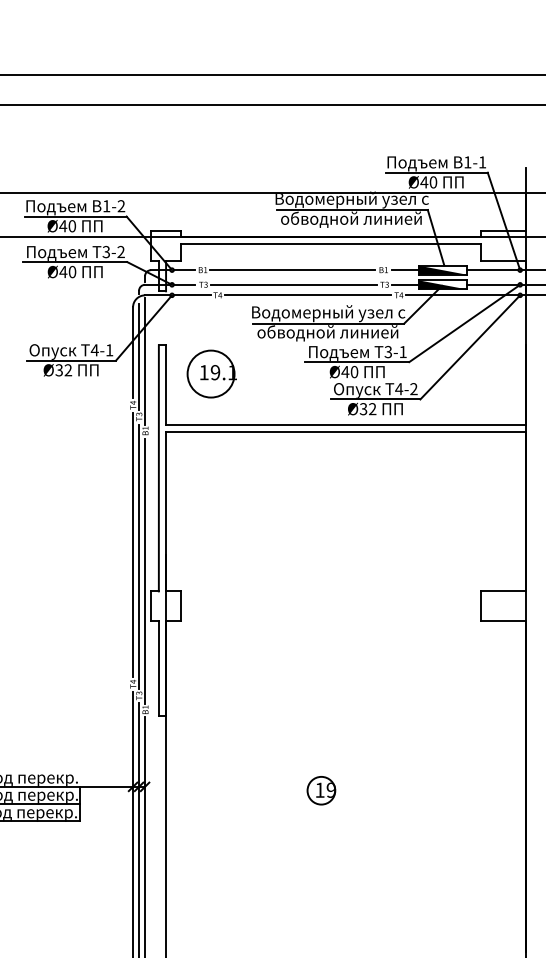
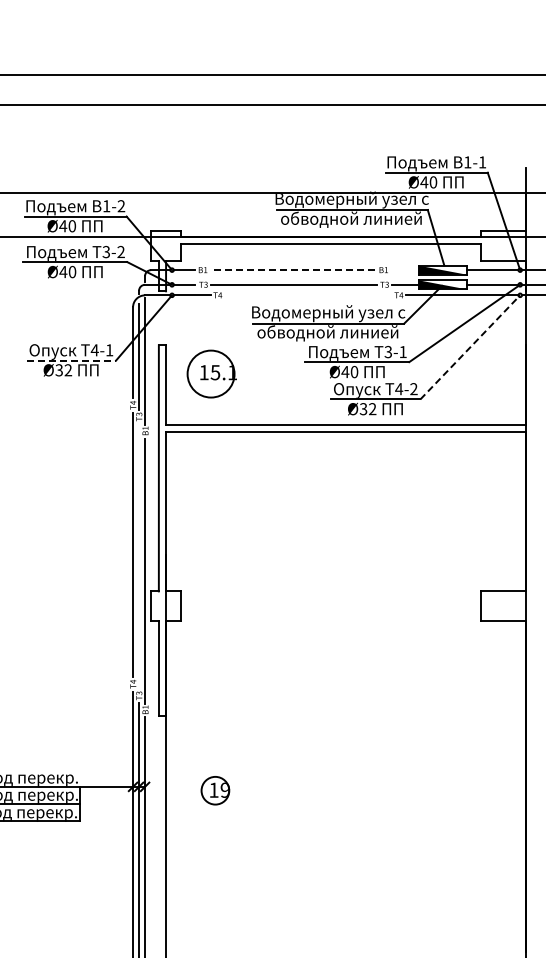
line: solid -> dashed (292, 270)
line: present -> none (404, 270)
line: present -> none (307, 295)
line: solid -> dashed (470, 347)
line: solid -> dashed (71, 360)
text: 19.1 -> 15.1 (215, 372)
line: present -> none (139, 556)
part position: (321, 790) -> (215, 790) (215, 790)
